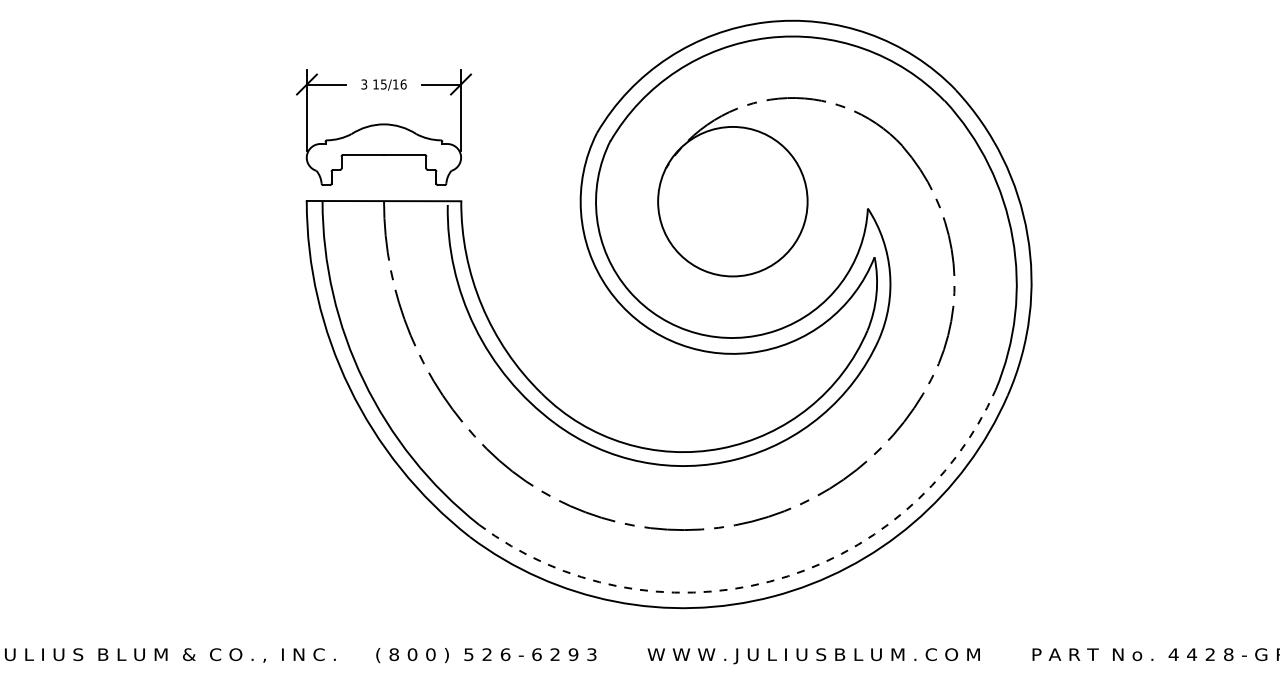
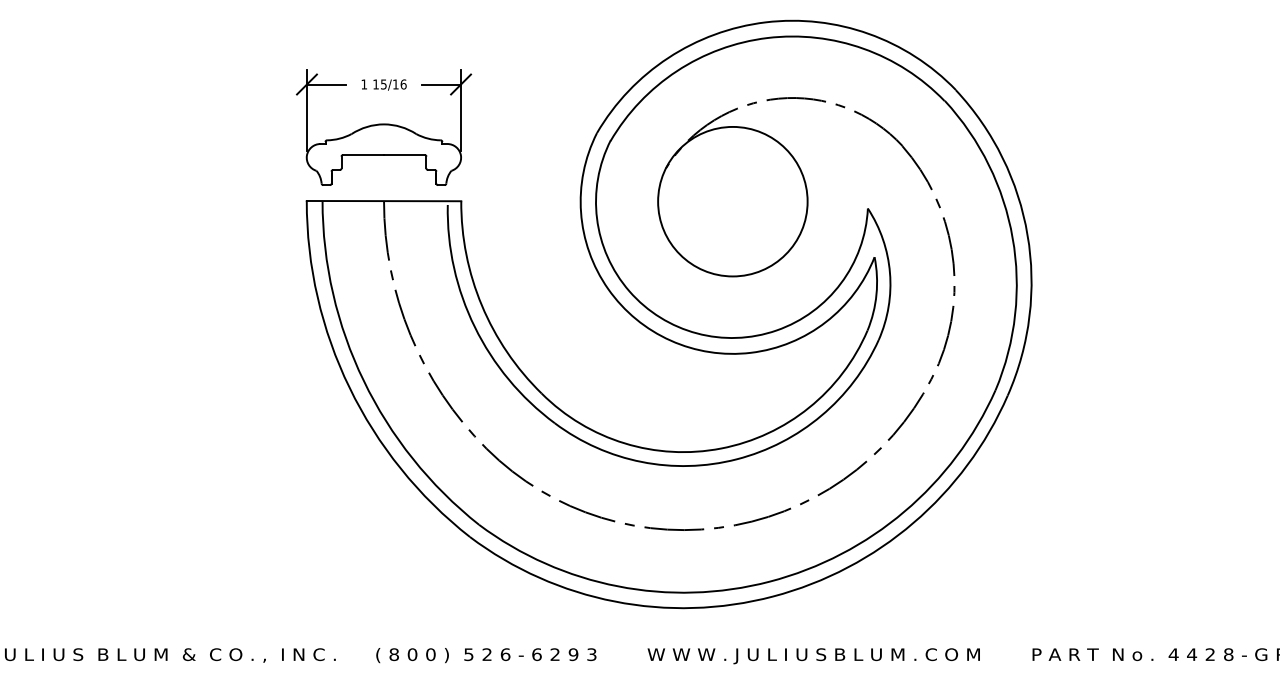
text: 3 -> 1 (364, 84)
arc: dashed -> solid (769, 581)
